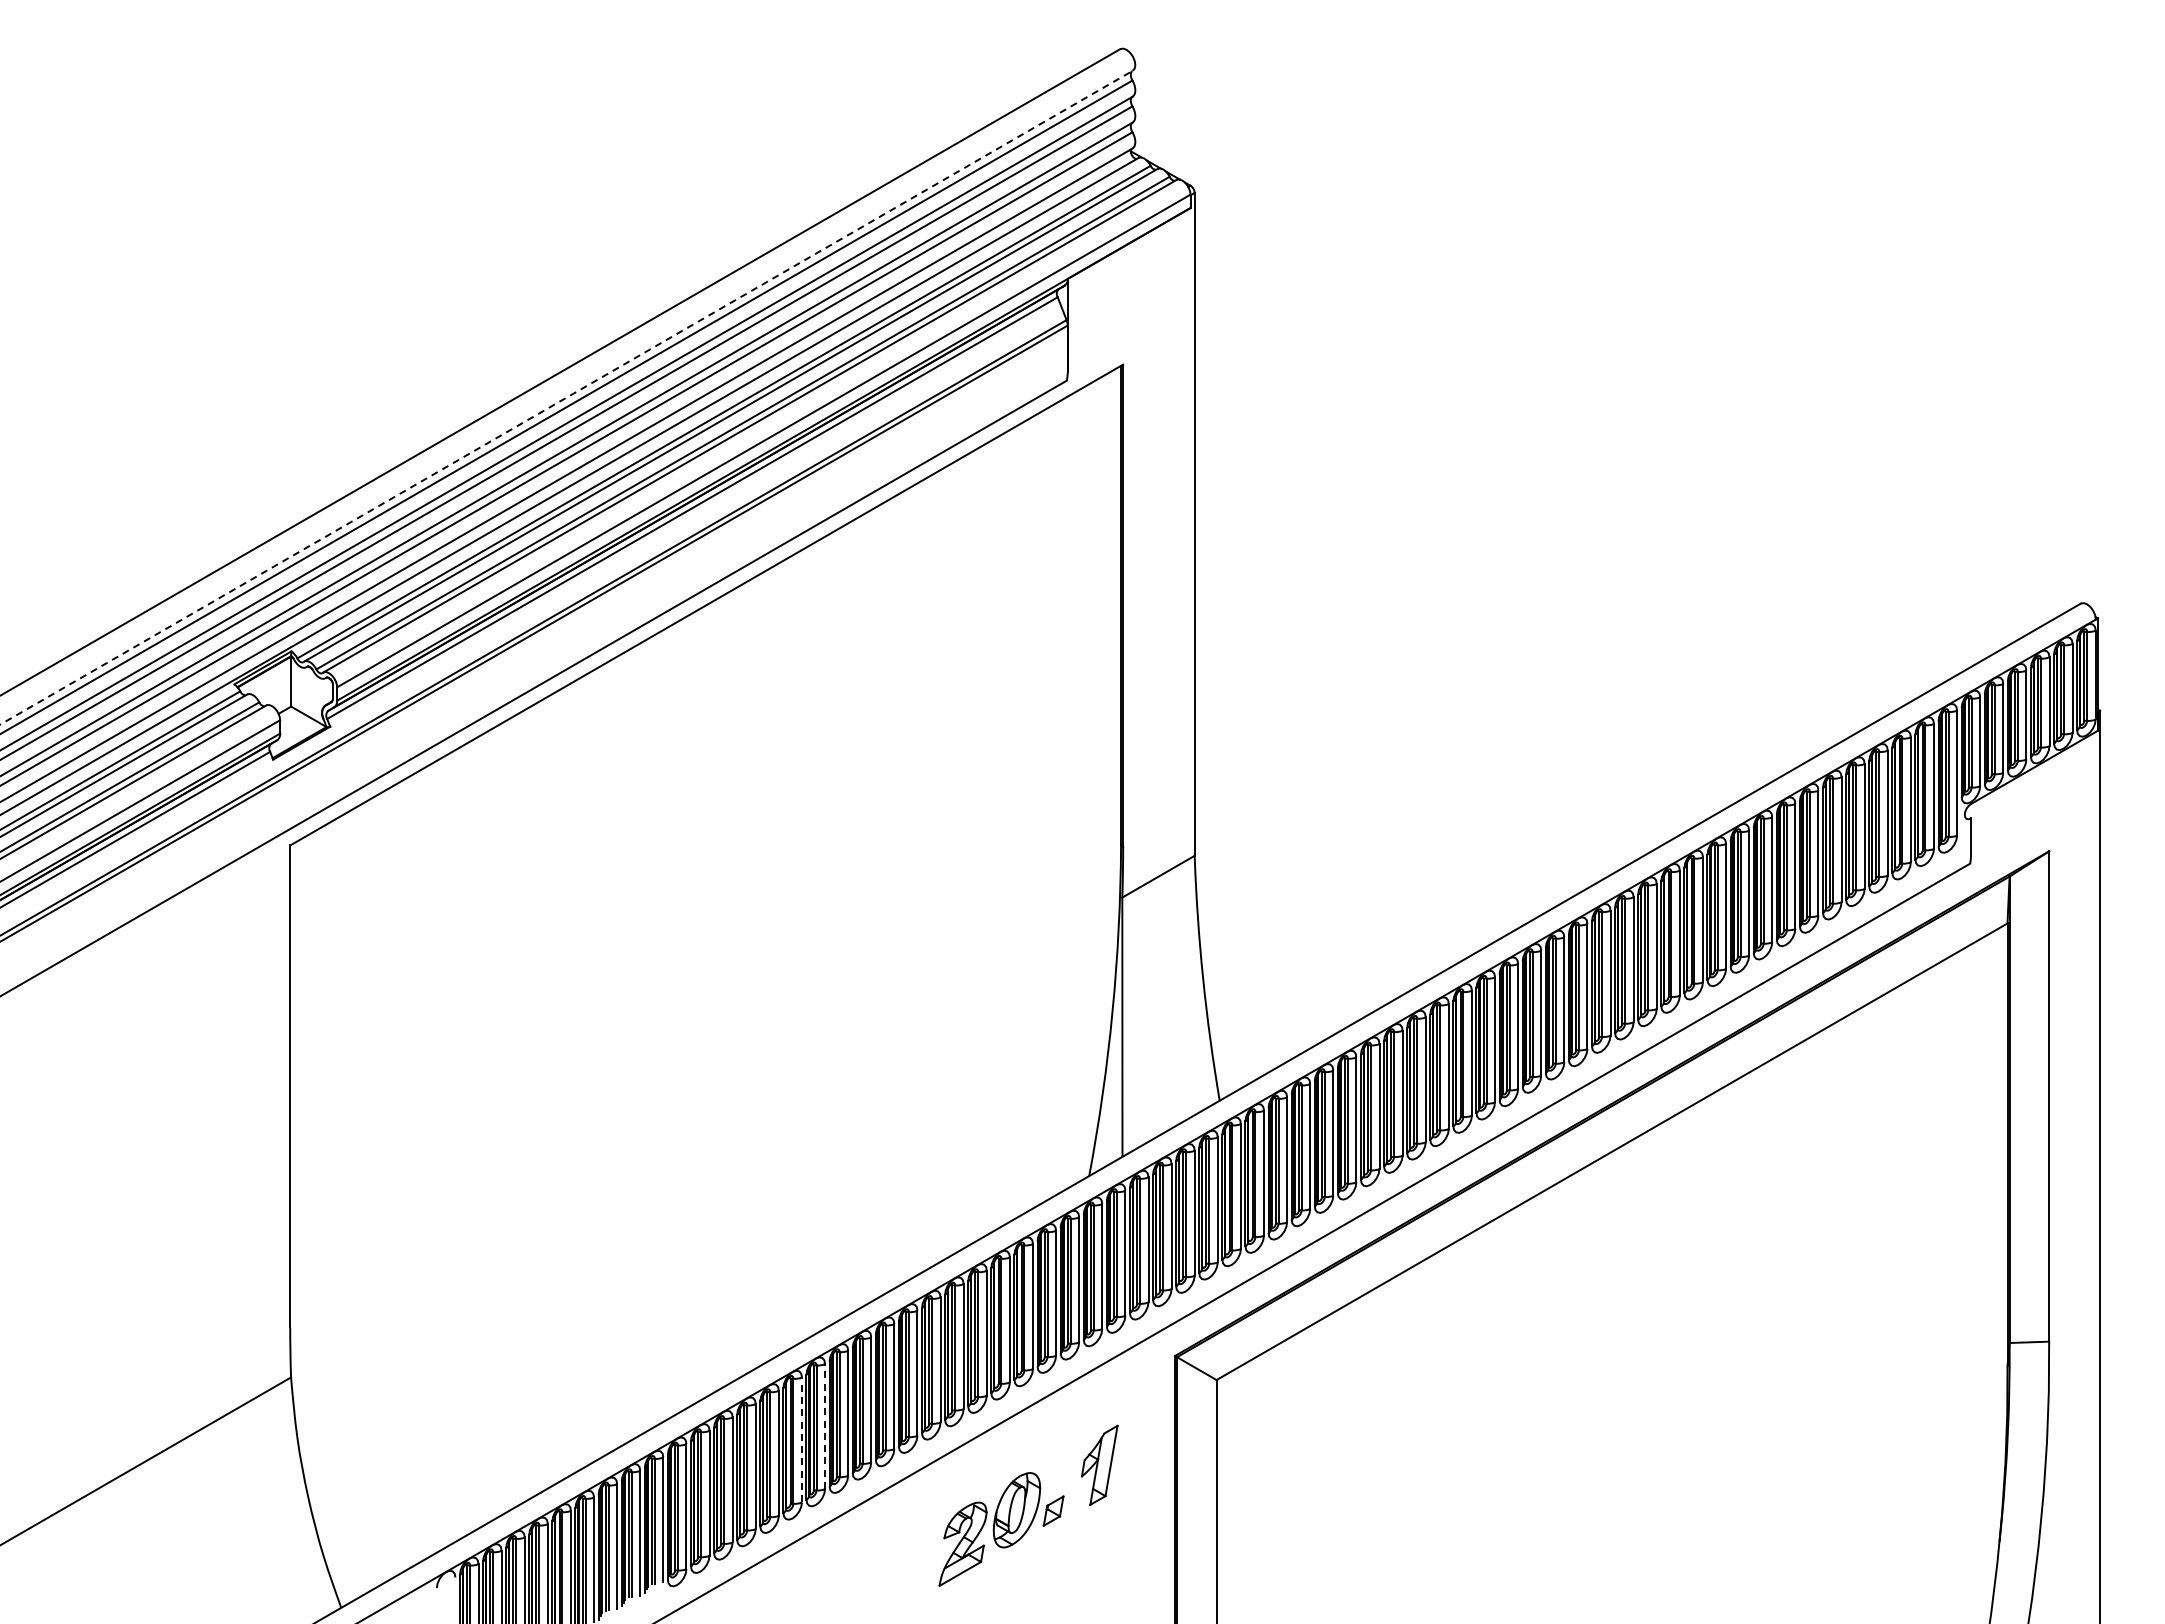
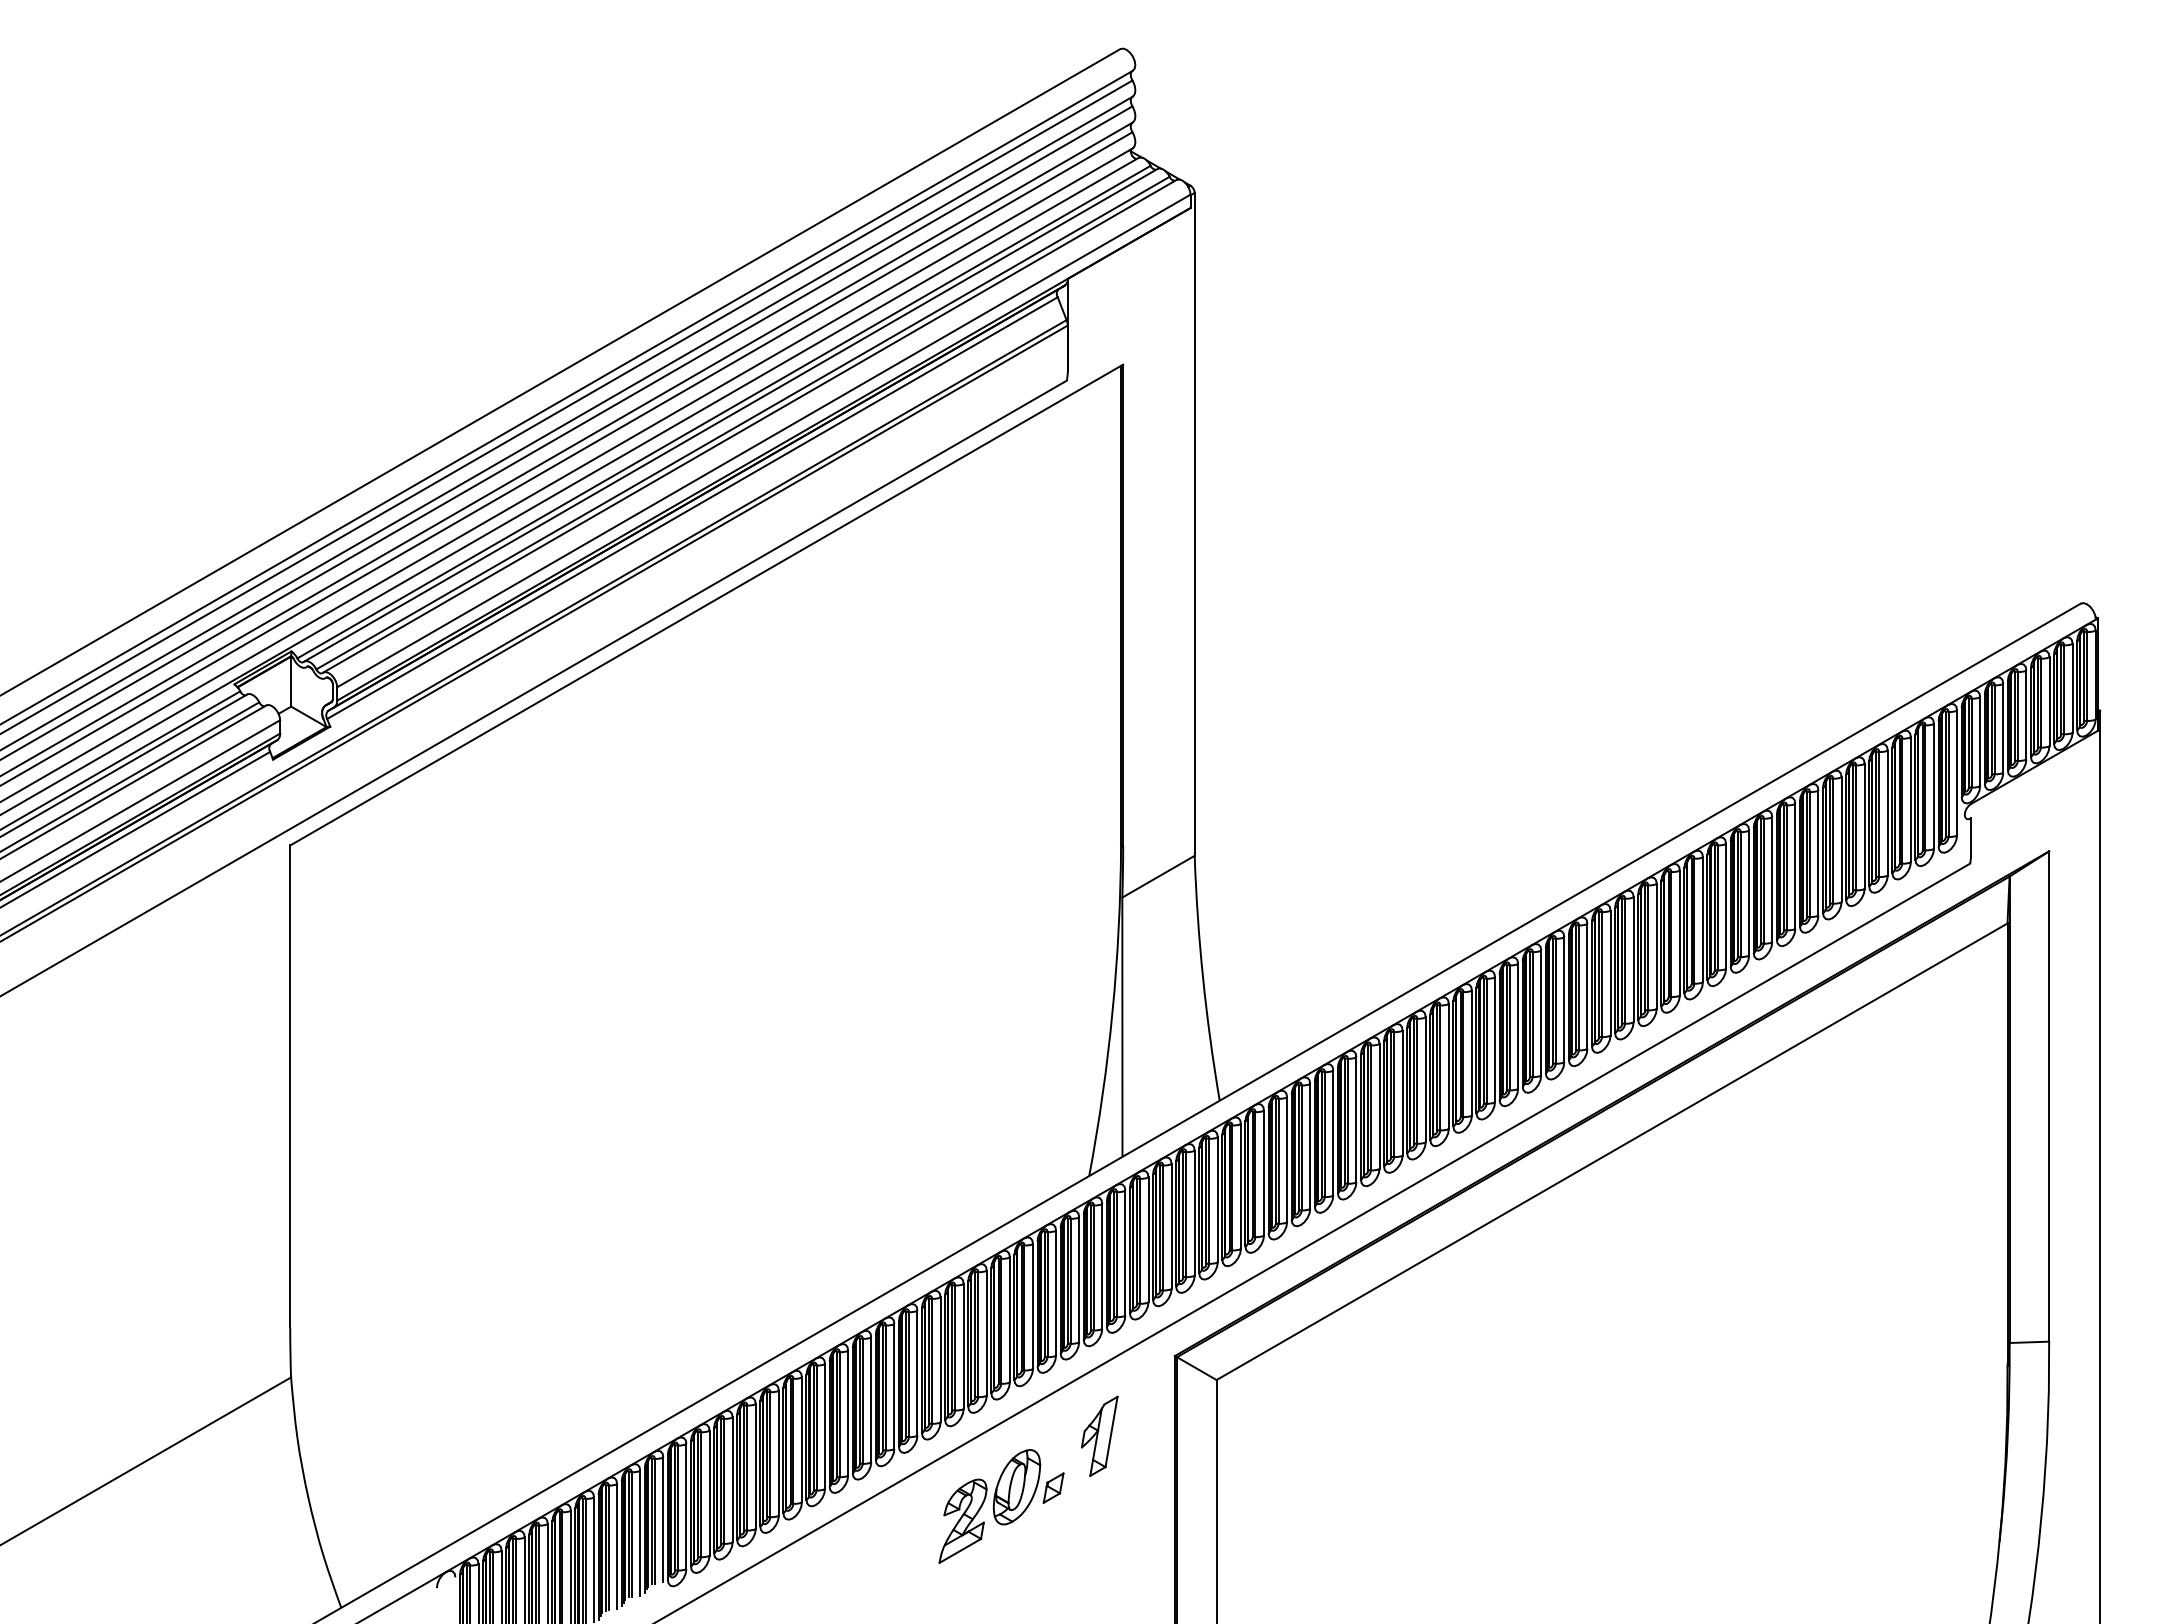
line: dashed -> solid (566, 397)
line: dashed -> solid (825, 1426)
line: dashed -> solid (801, 1439)
part position: (1099, 1464) -> (1099, 1435) (1099, 1435)
part position: (1001, 1529) -> (1001, 1506) (1001, 1506)
